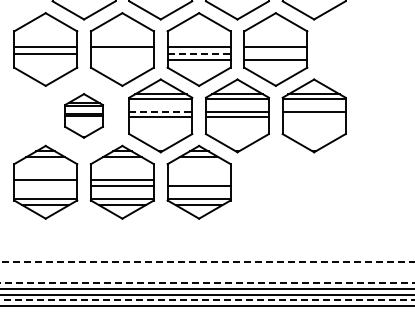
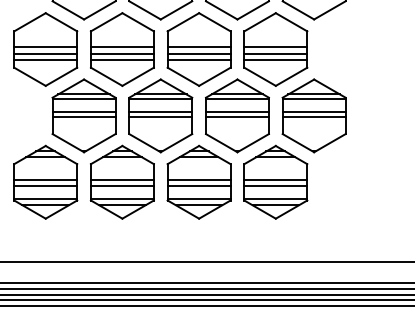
line: none -> present (121, 54)
line: dashed -> solid (199, 54)
line: none -> present (275, 54)
line: none -> present (45, 59)
line: none -> present (121, 59)
line: dashed -> solid (161, 112)
part size: 40x46 px -> 66x76 px (83, 115)
line: none -> present (313, 116)
line: none -> present (198, 180)
part: none -> present (275, 181)
line: none -> present (45, 185)
line: dashed -> solid (207, 262)
line: dashed -> solid (207, 283)
line: dashed -> solid (207, 300)
